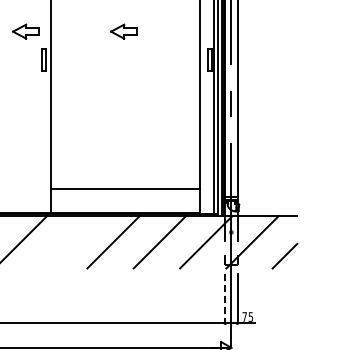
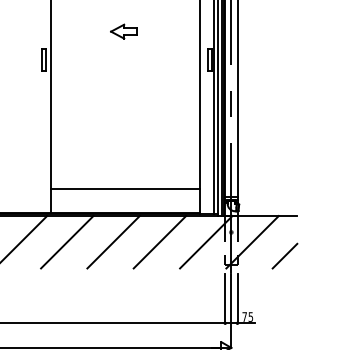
part: present -> none (25, 31)
line: none -> present (67, 242)
line: dashed -> solid (225, 298)
